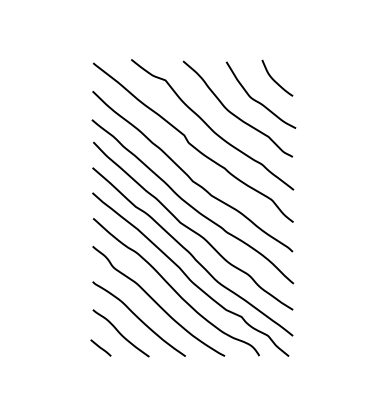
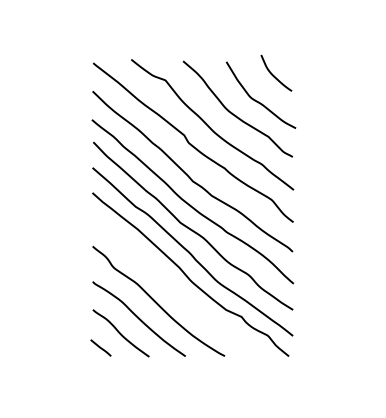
curve position: (274, 79) -> (273, 74) (273, 74)
curve: present -> none (174, 288)
